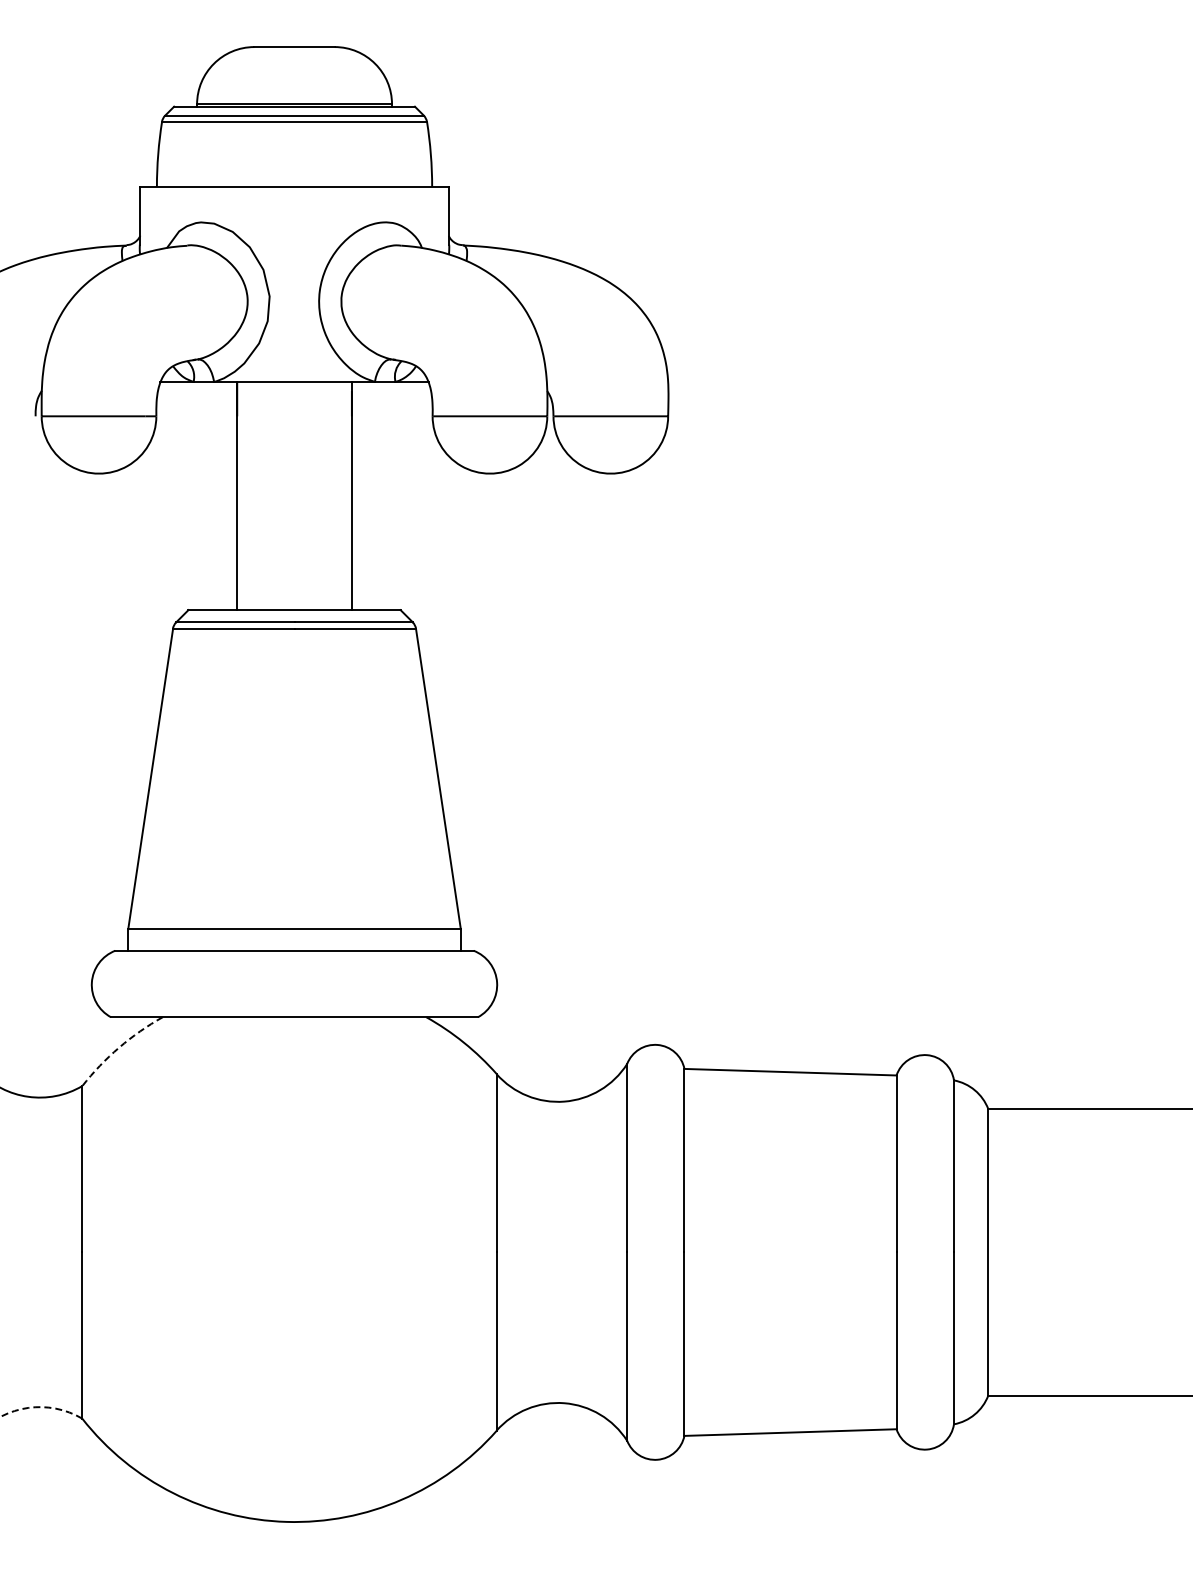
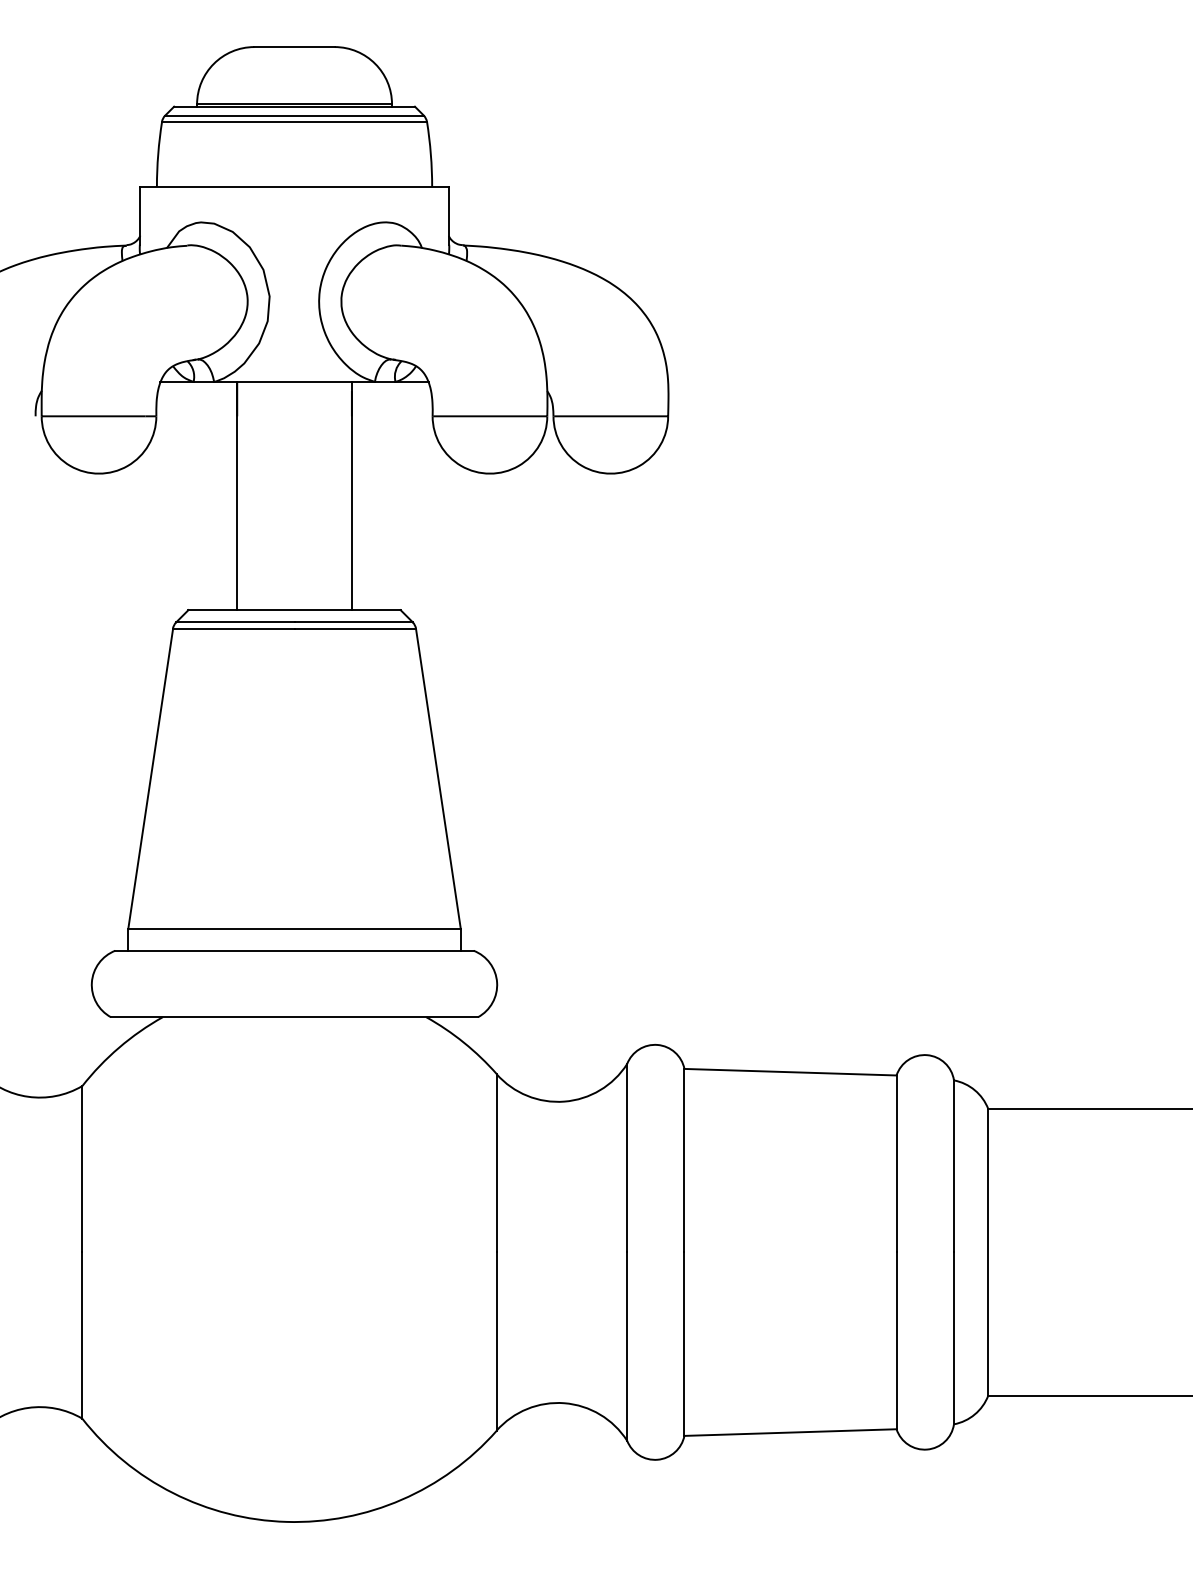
arc: dashed -> solid (119, 1047)
arc: dashed -> solid (41, 1407)
